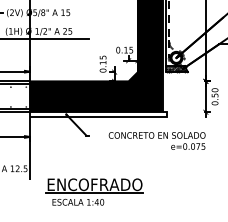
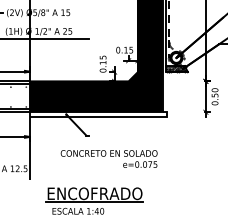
text position: (156, 140) -> (108, 158) (108, 158)
part position: (94, 191) -> (94, 200) (94, 200)
